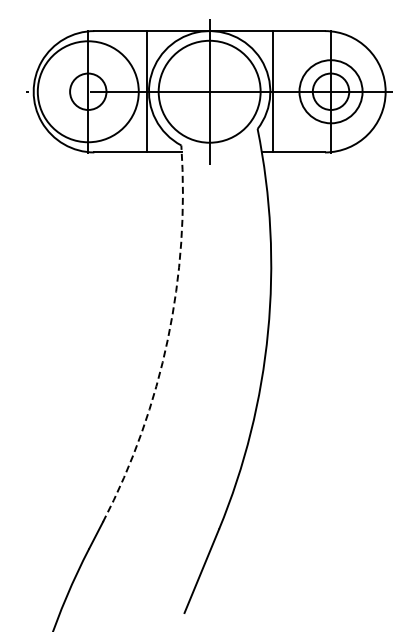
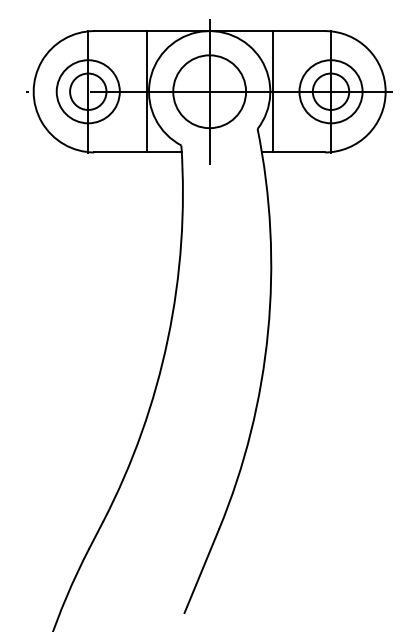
circle diameter: 101 px -> 63 px (87, 91)
circle diameter: 102 px -> 73 px (209, 91)
arc: dashed -> solid (167, 339)
